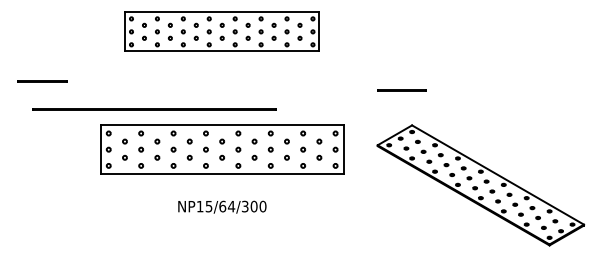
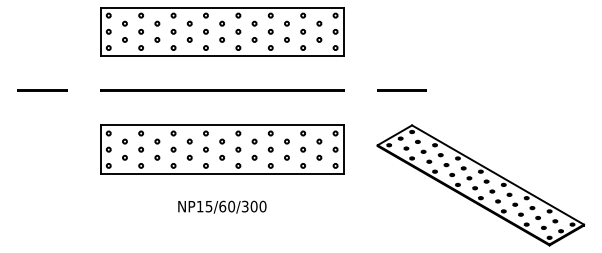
part size: 196x41 px -> 245x50 px (222, 31)
line position: (42, 81) -> (42, 90) (42, 90)
line position: (154, 109) -> (222, 90) (222, 90)
text: NP15/64/300 -> NP15/60/300 (231, 206)
